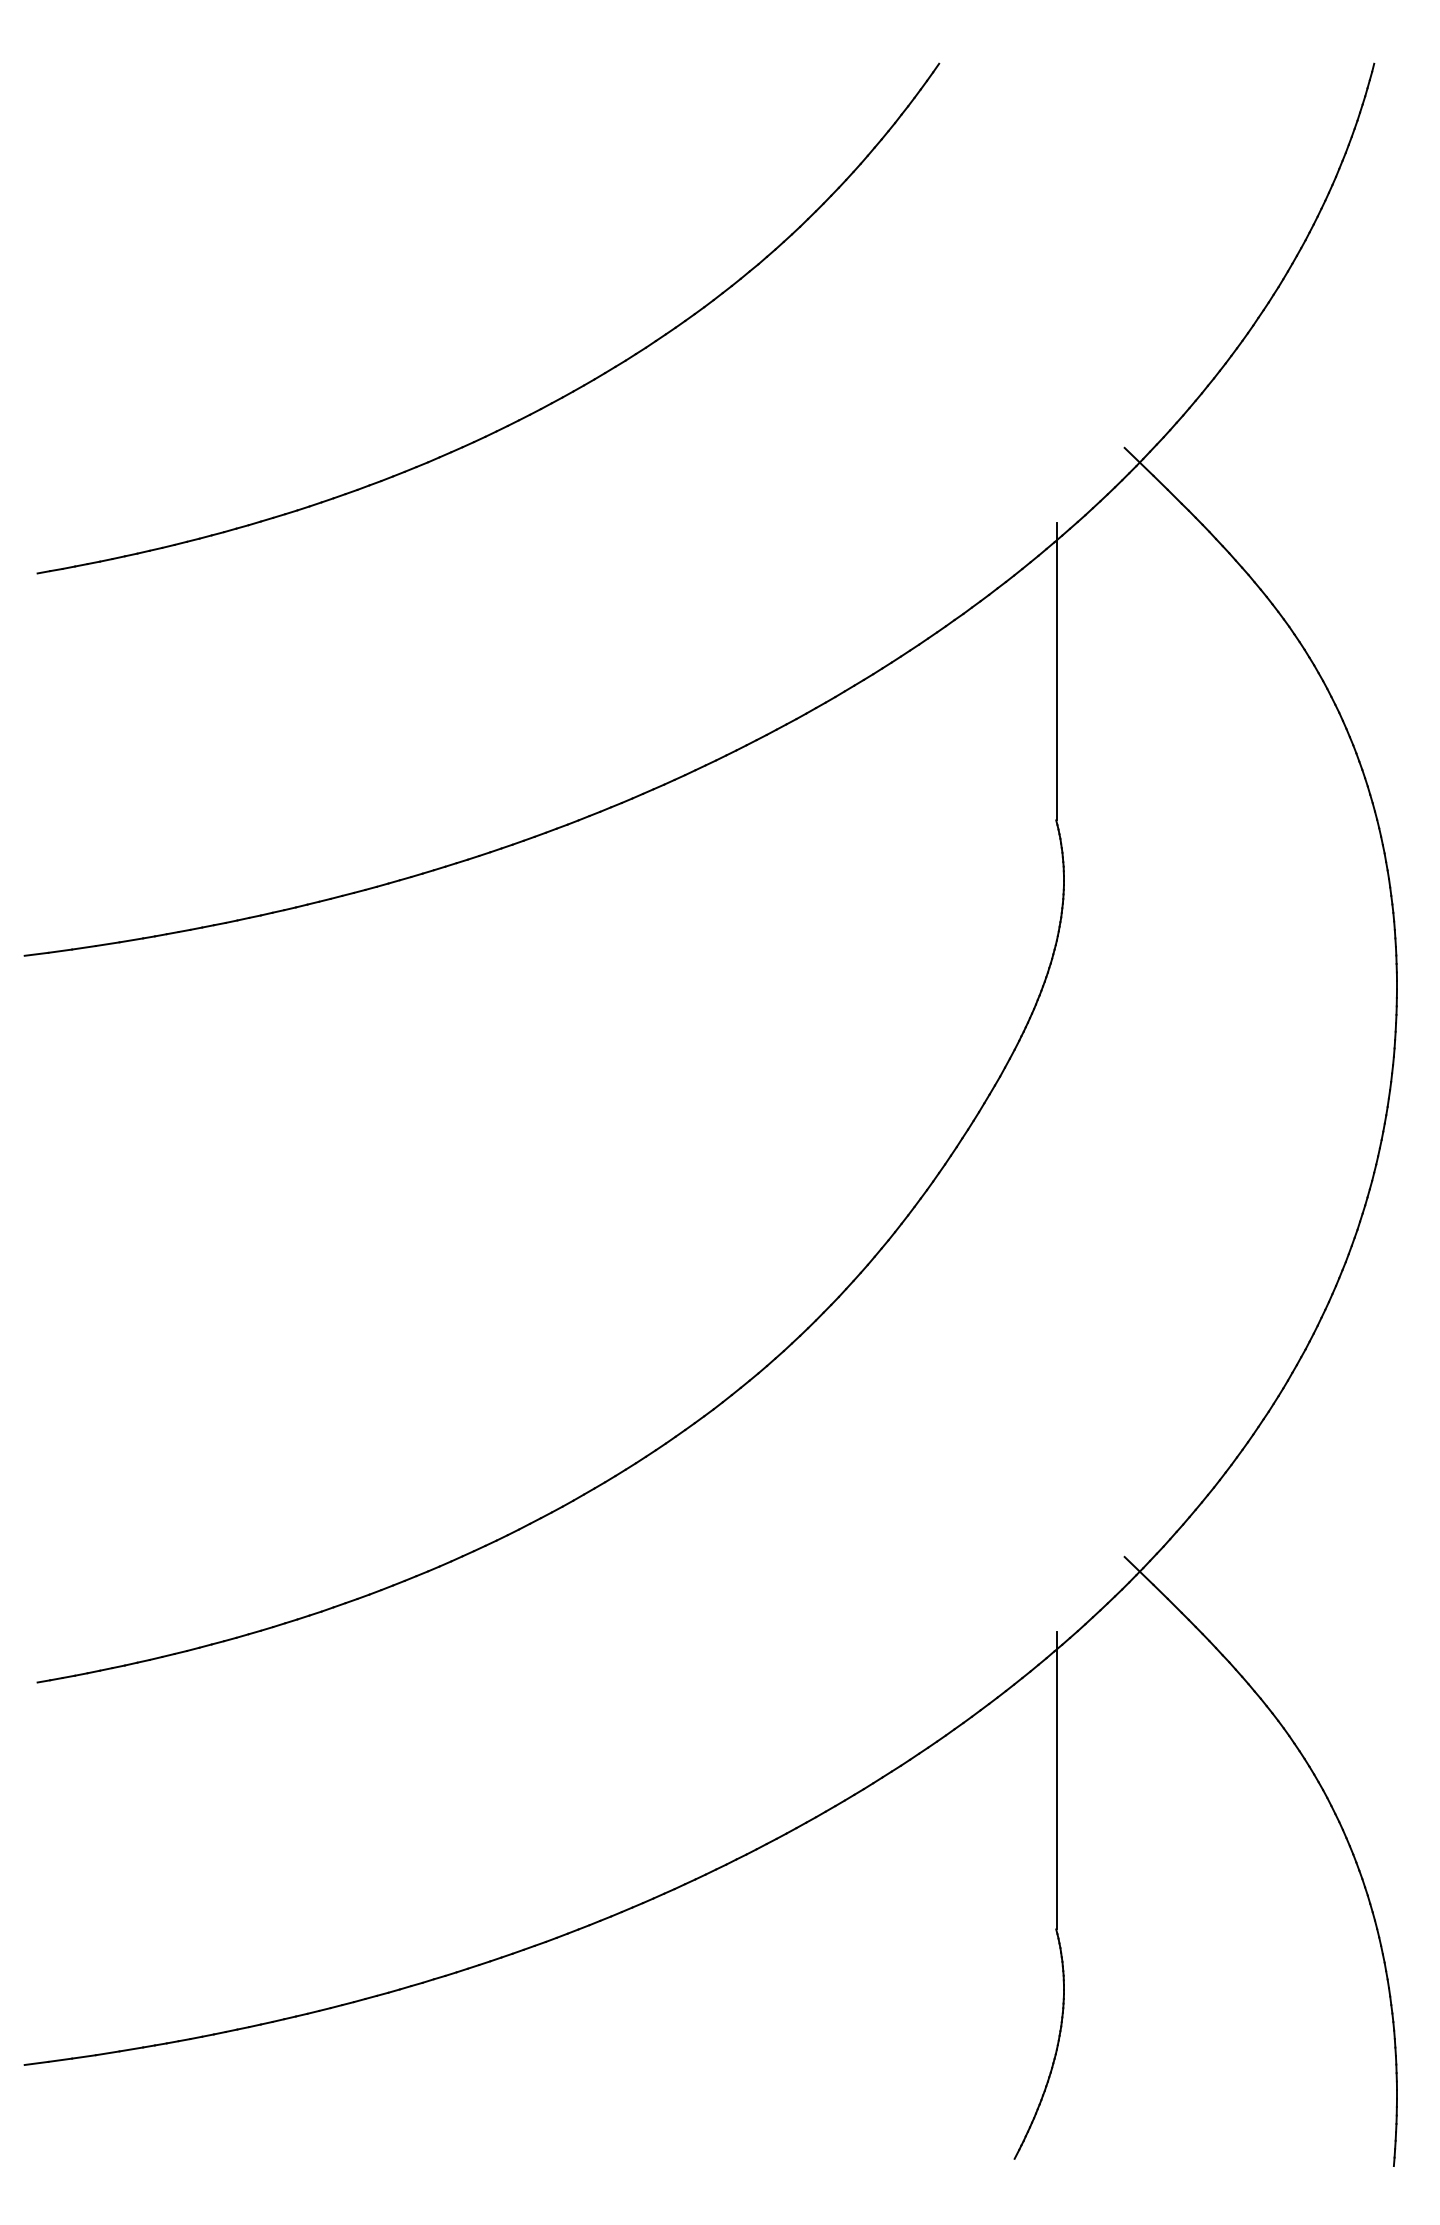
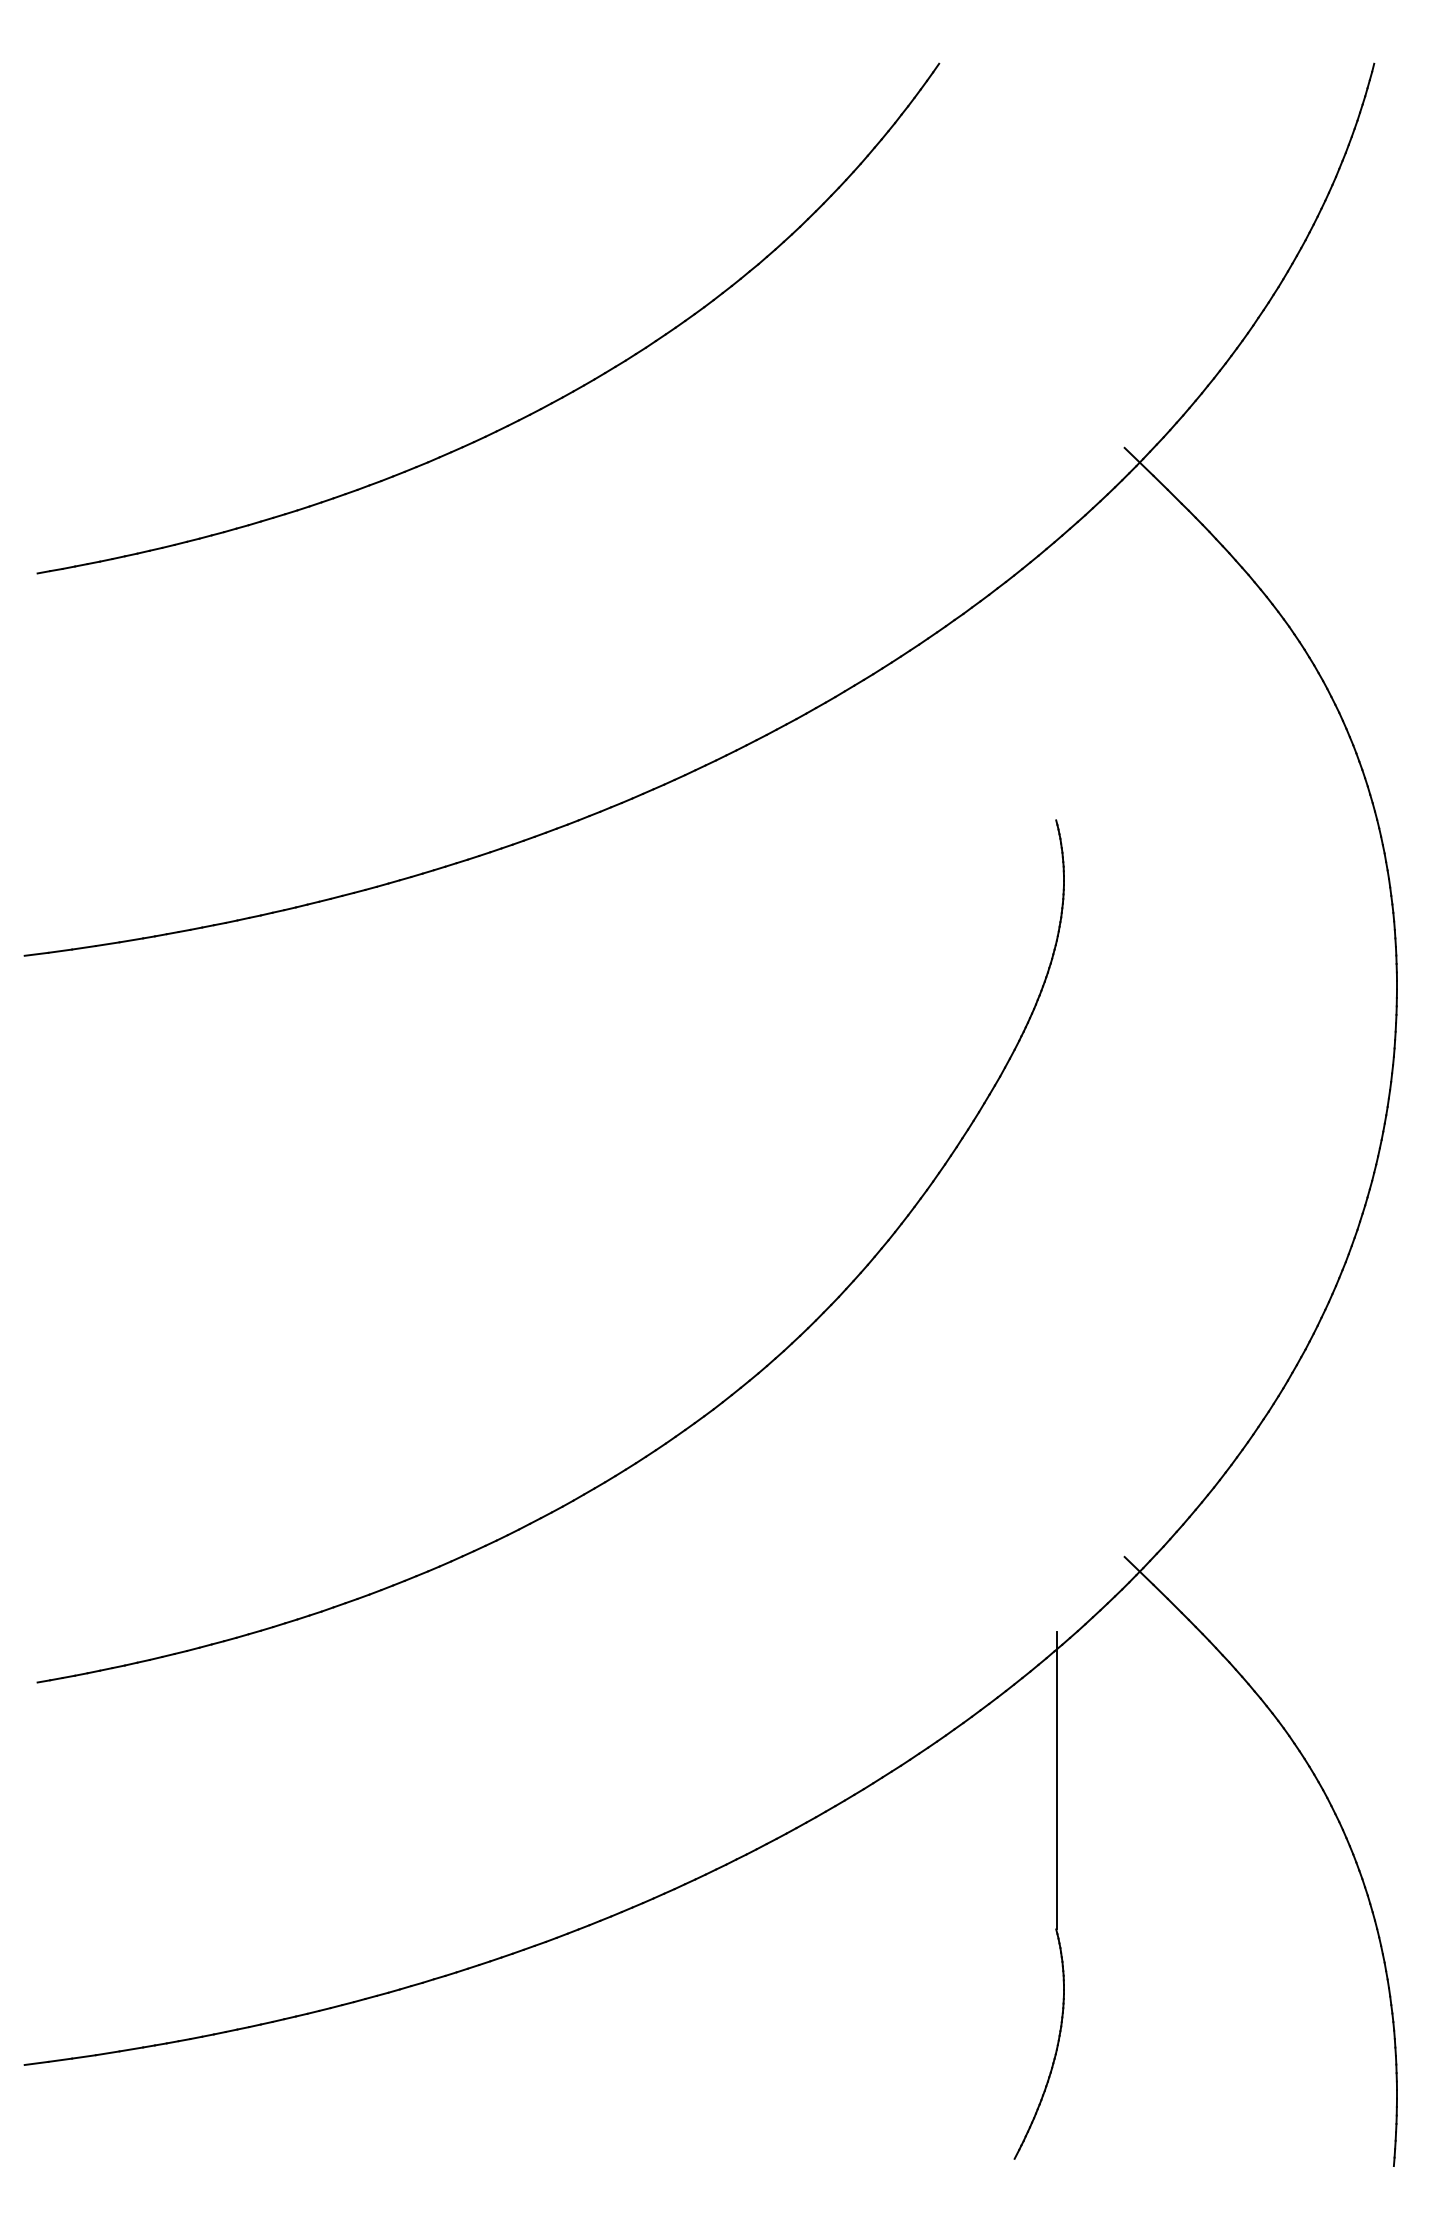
line: present -> none (1057, 671)
